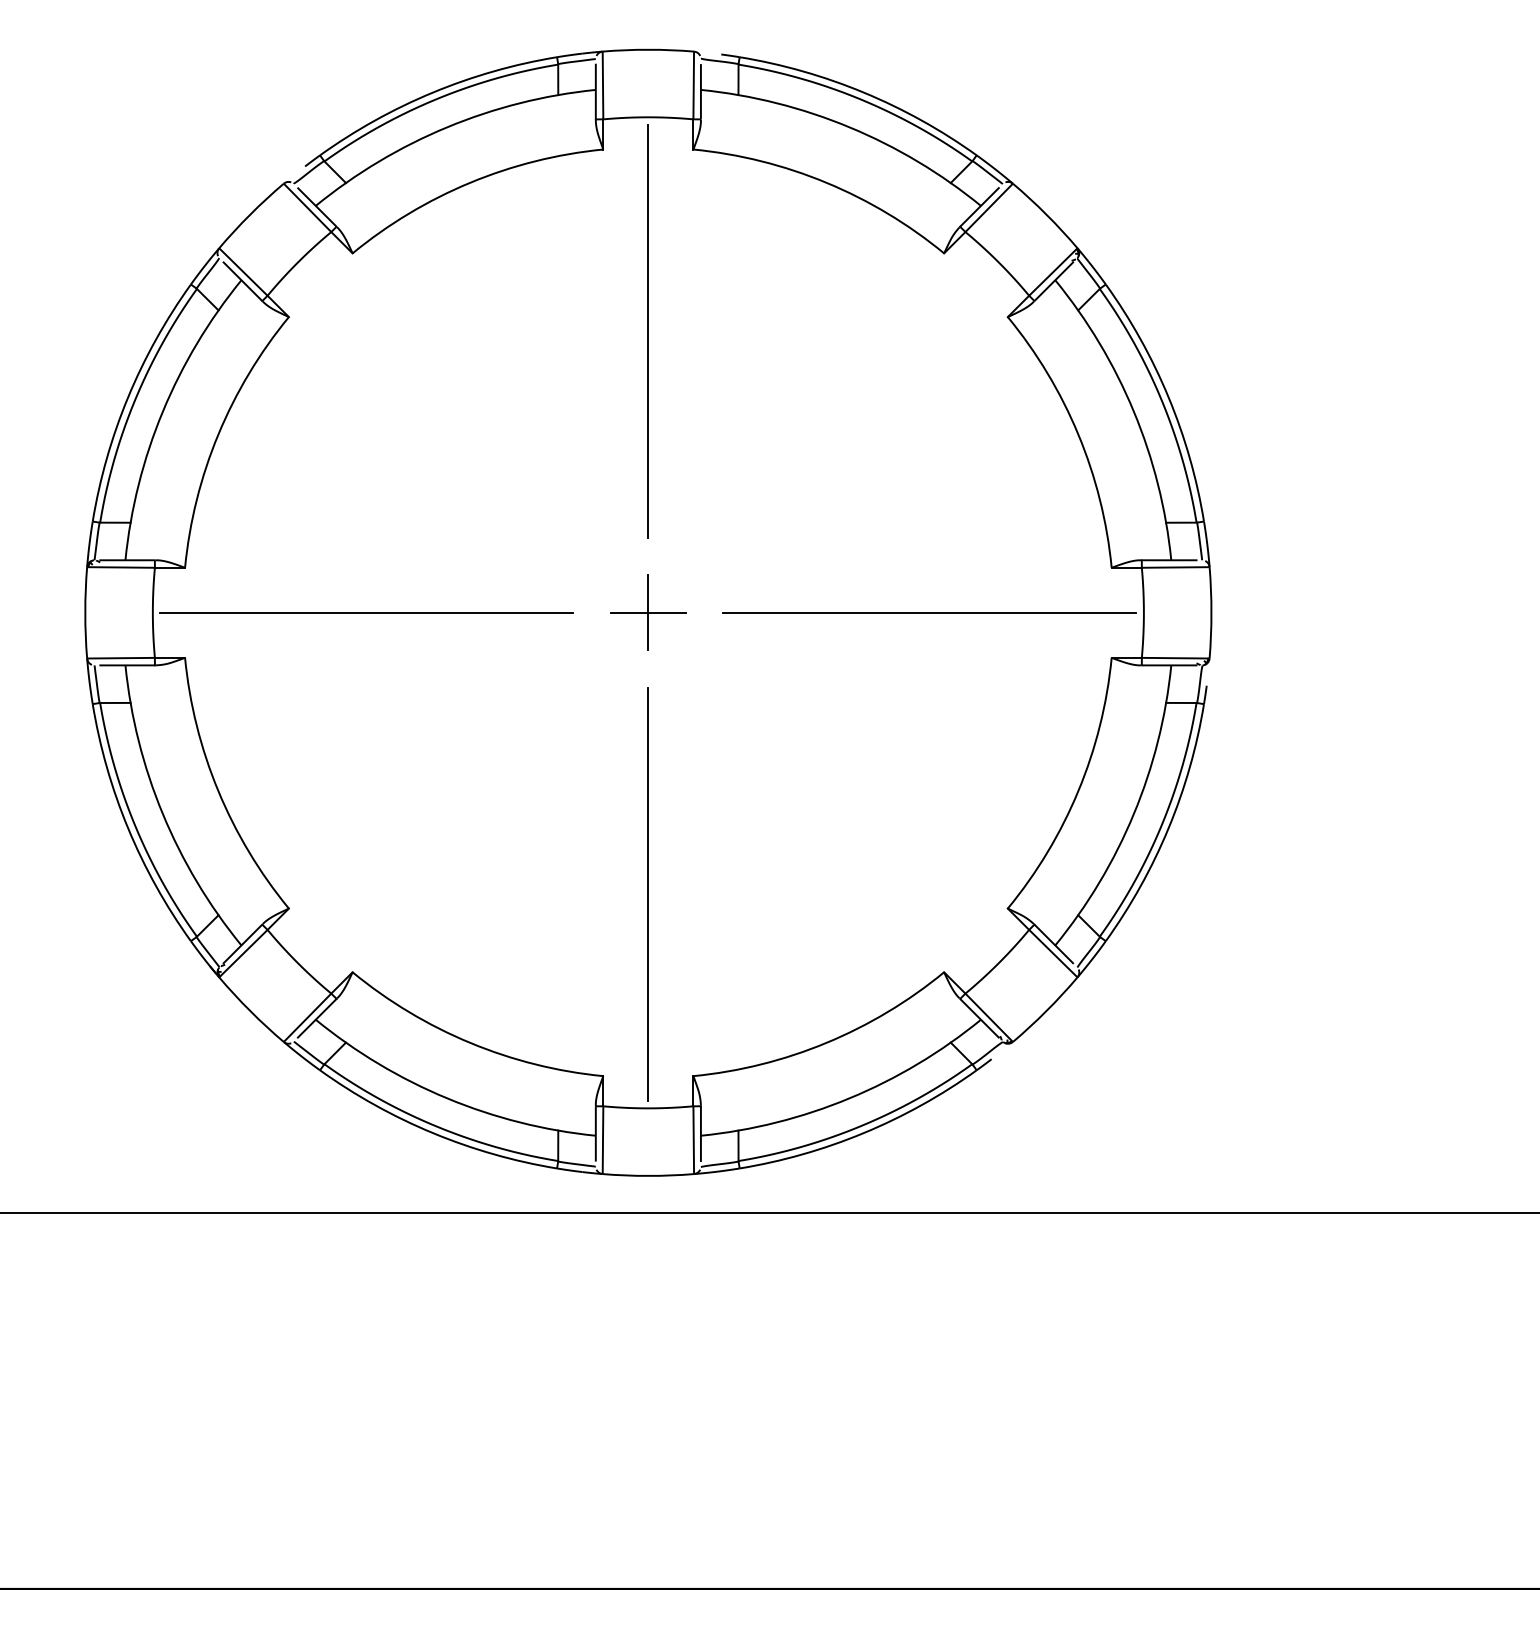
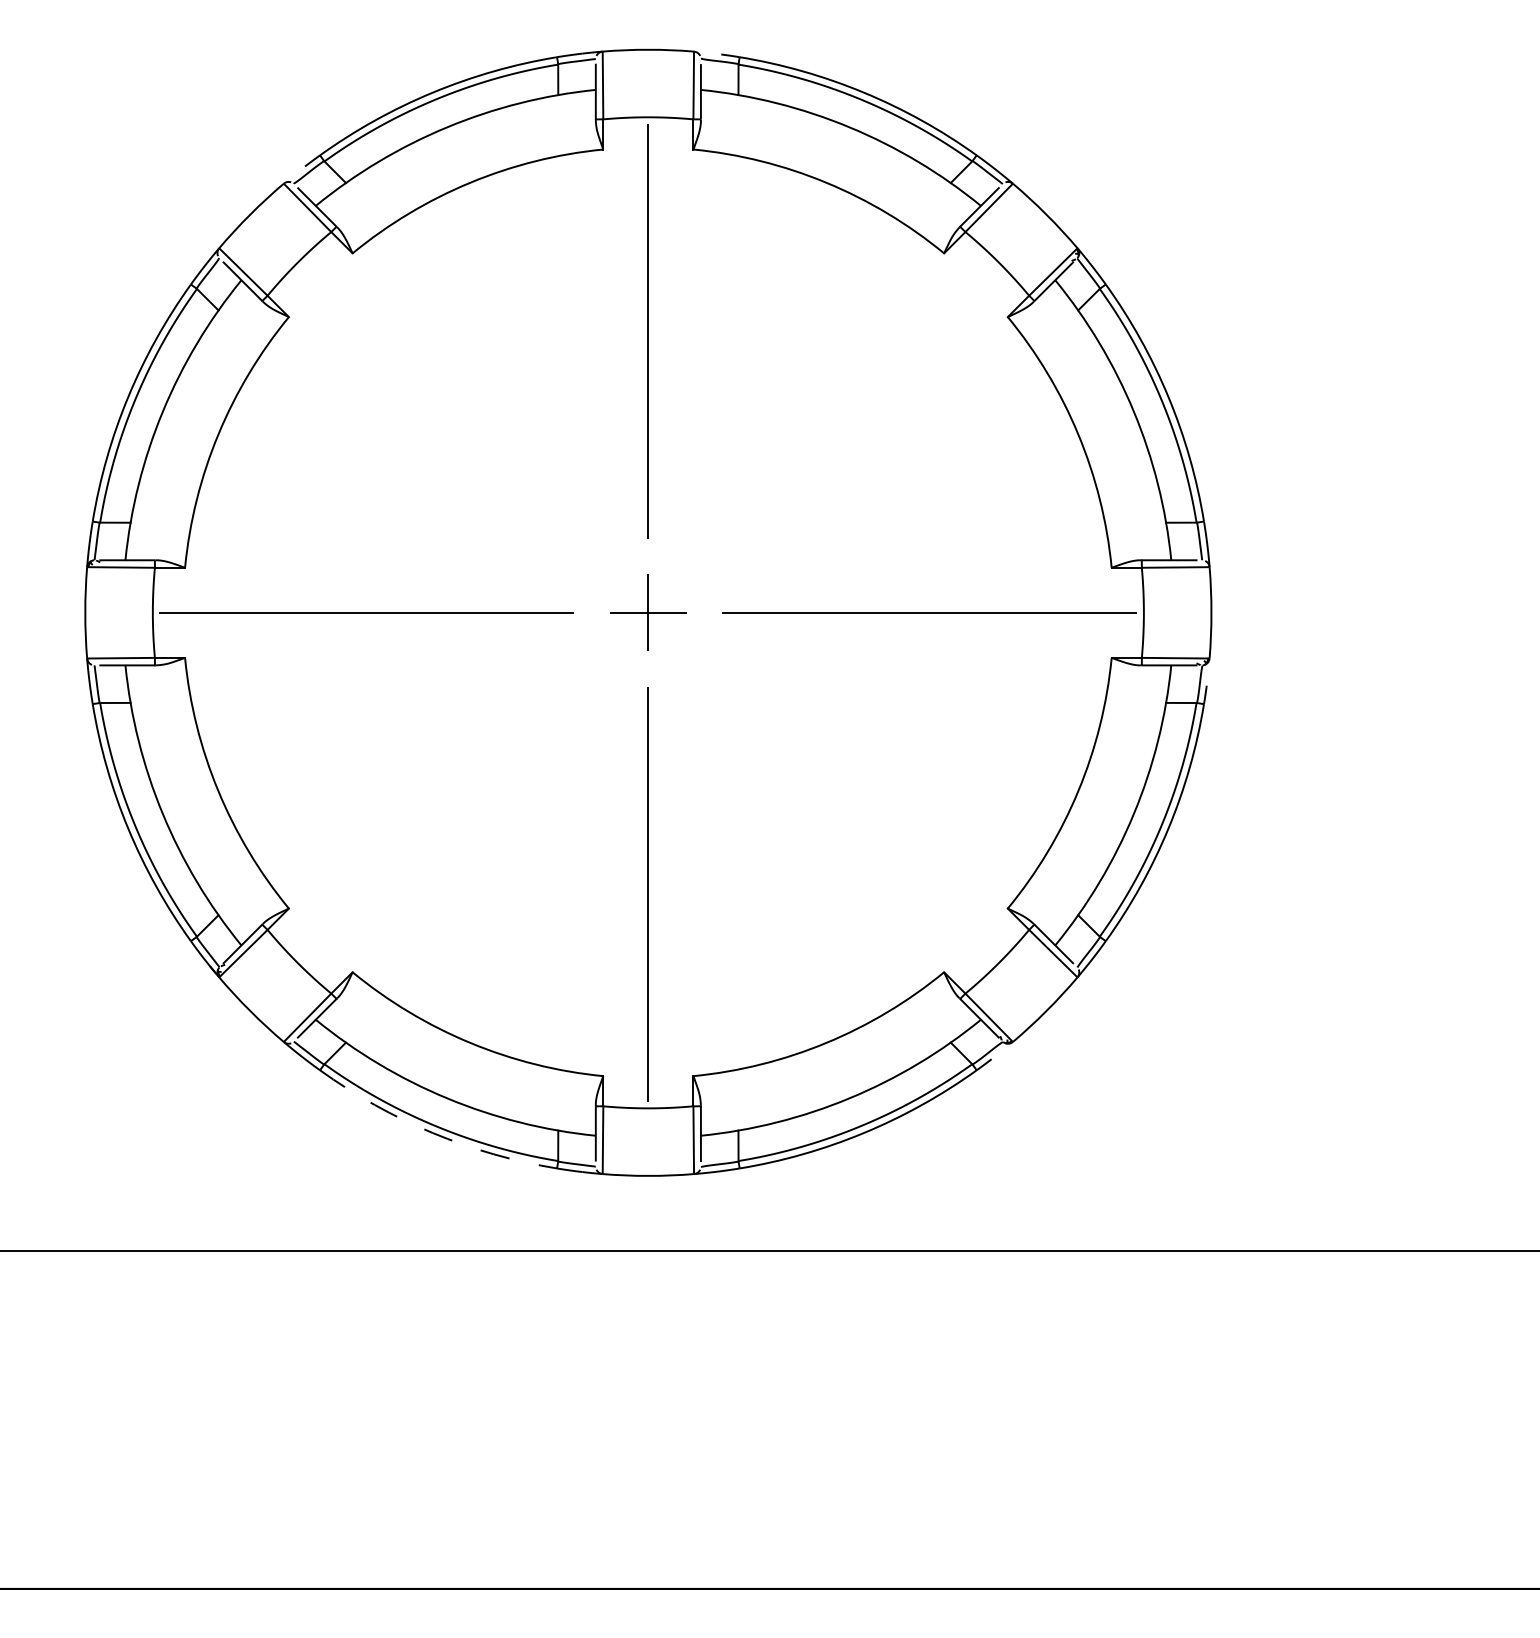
arc: solid -> dashed (432, 1133)
line position: (769, 1213) -> (769, 1251) (769, 1251)
